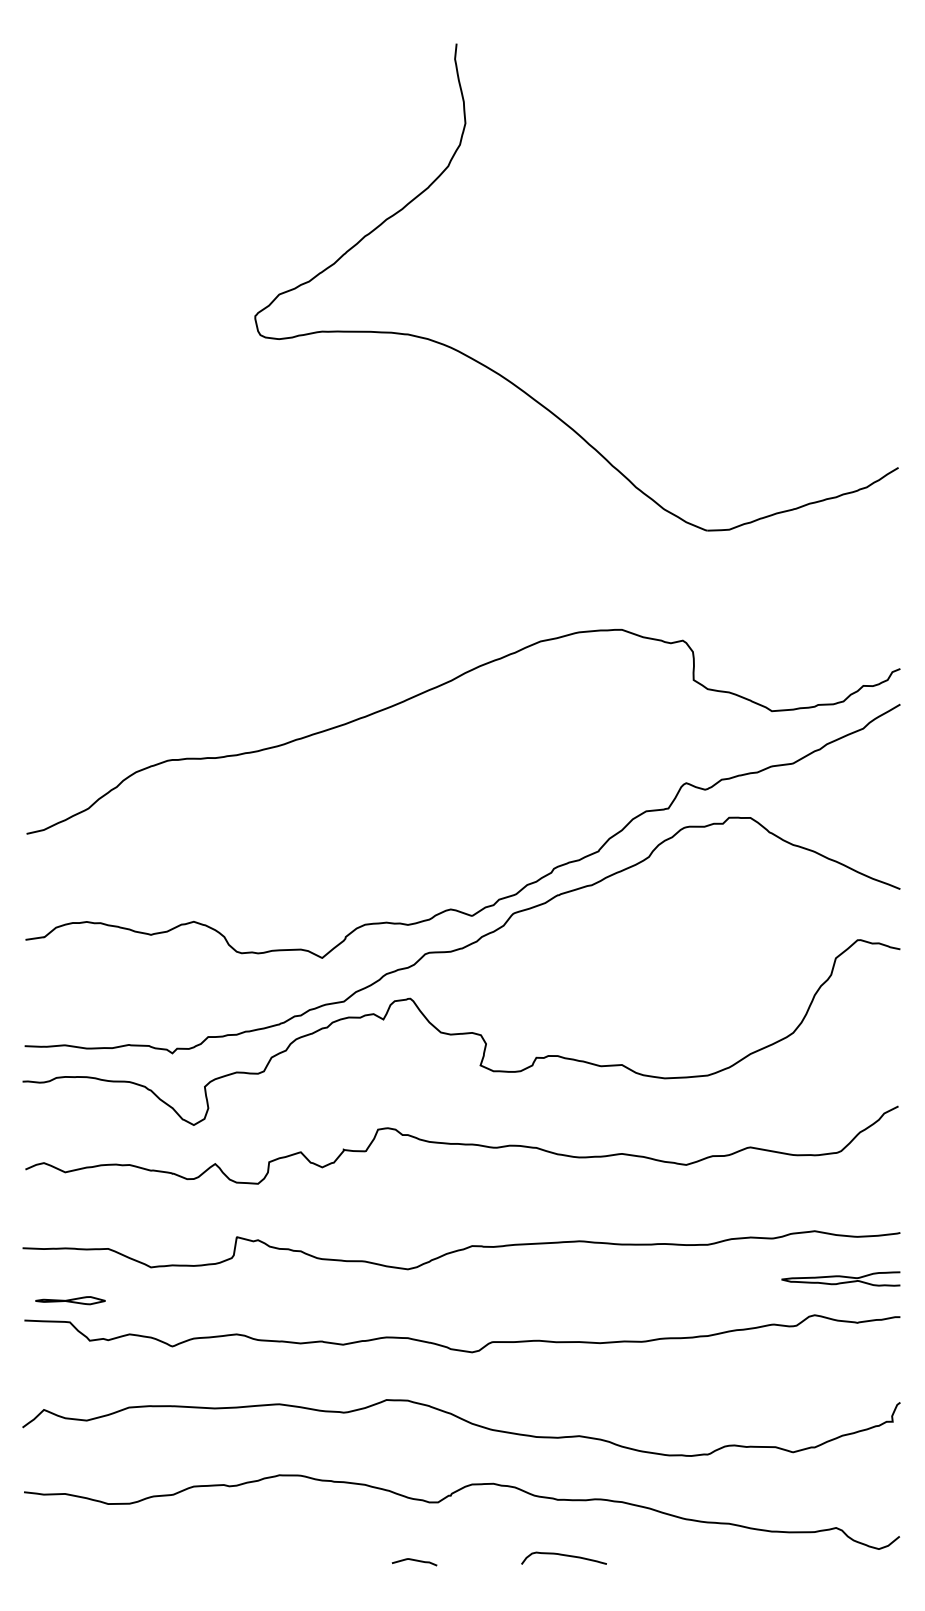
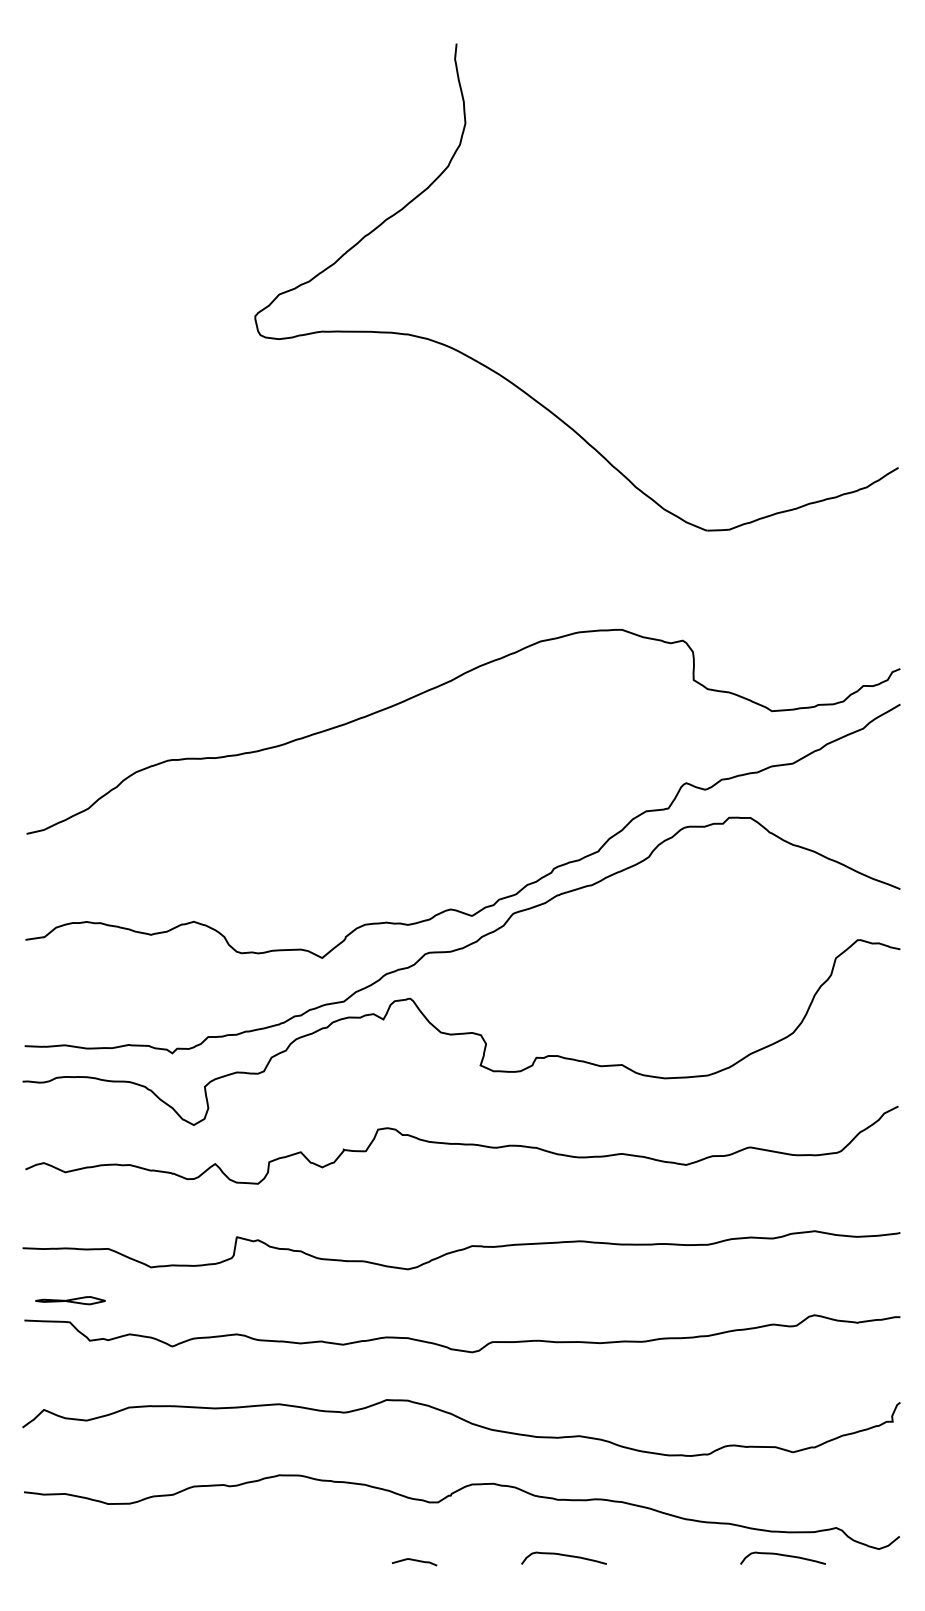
curve: present -> none (840, 1277)
curve: none -> present (783, 1556)
